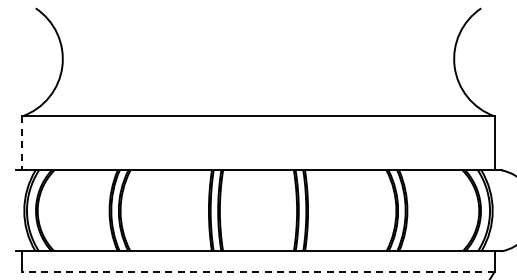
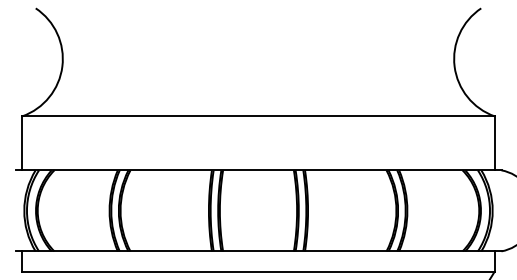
line: dashed -> solid (22, 143)
line: dashed -> solid (258, 271)
